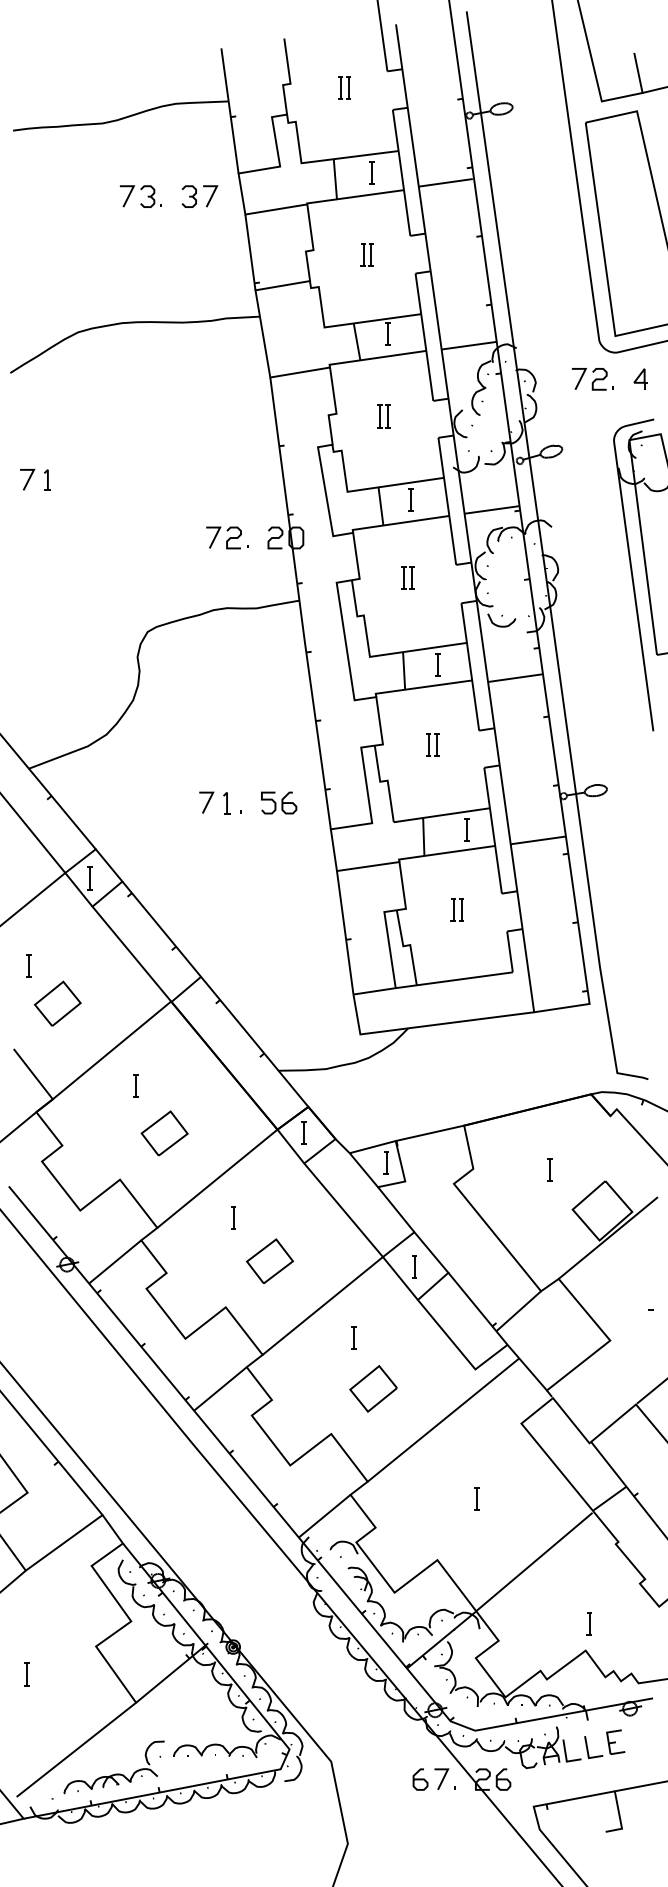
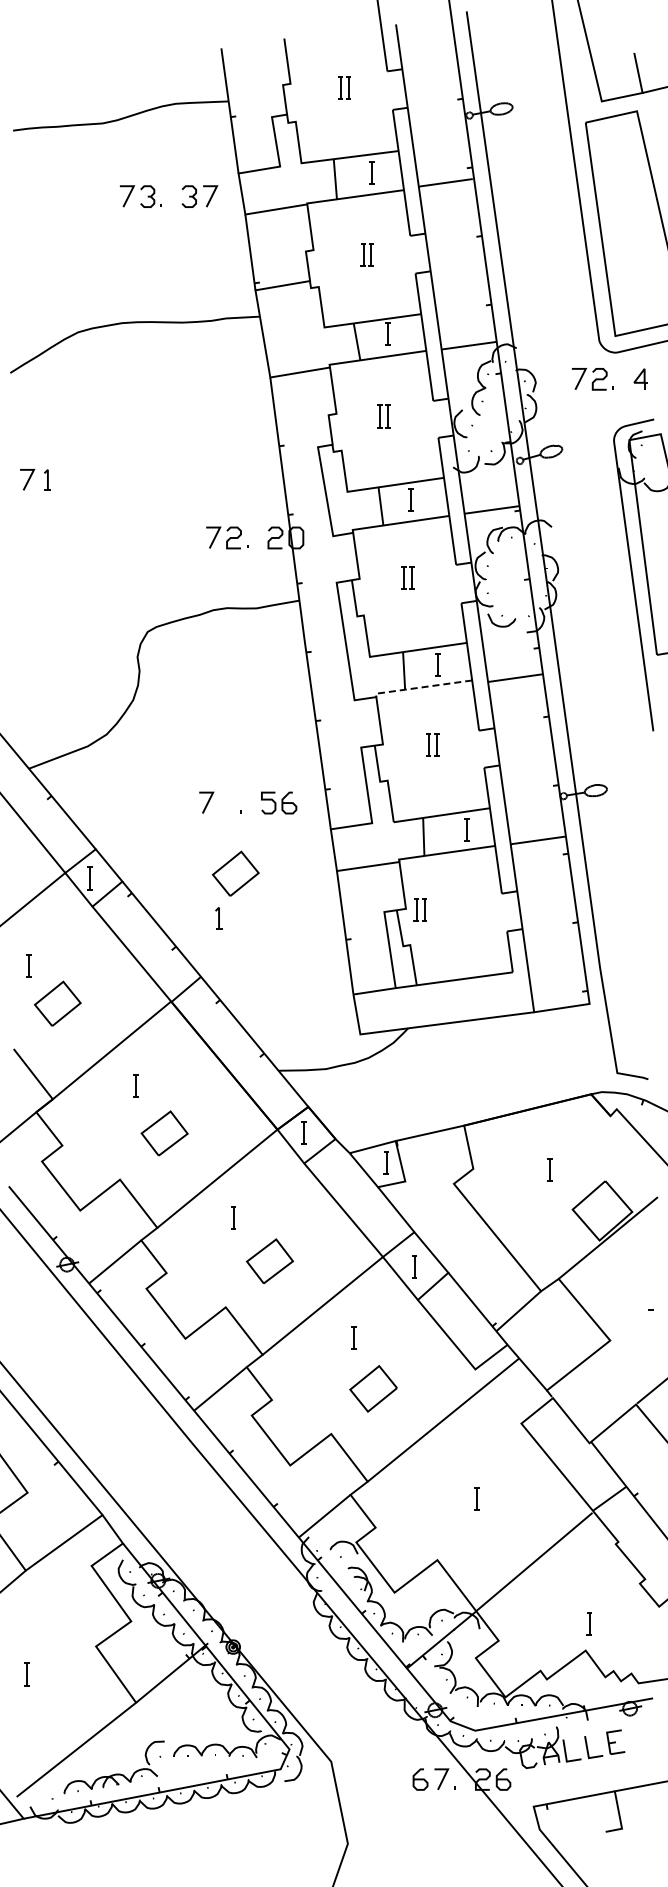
line: solid -> dashed (420, 687)
part position: (226, 803) -> (218, 918) (218, 918)
part: none -> present (235, 873)
part position: (456, 909) -> (419, 909) (419, 909)
